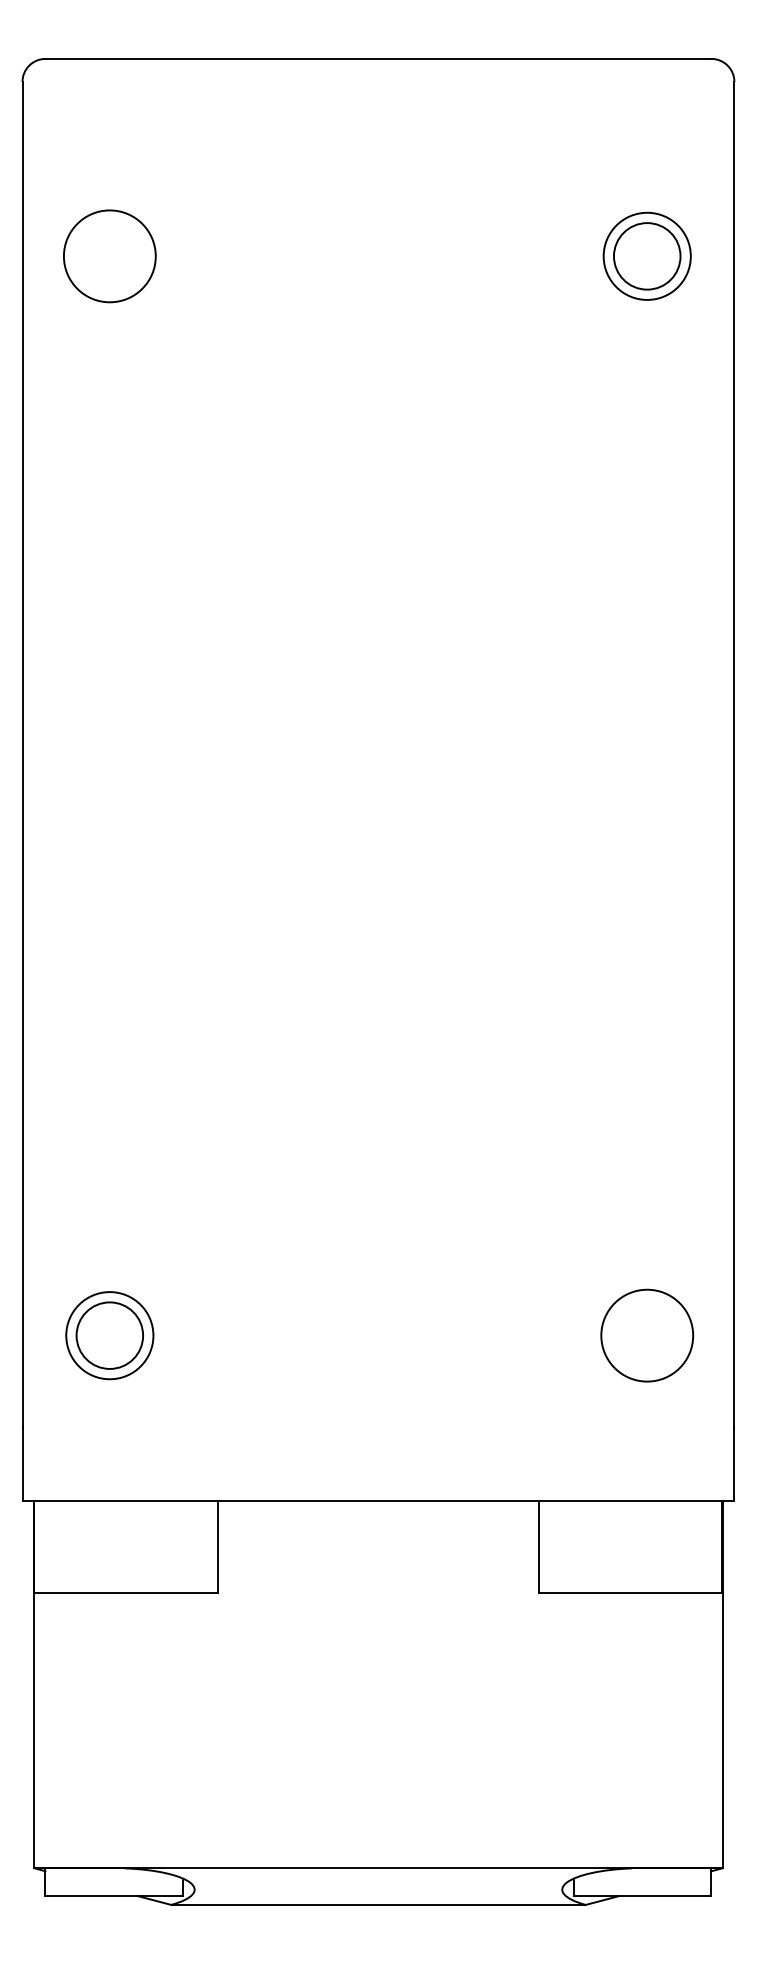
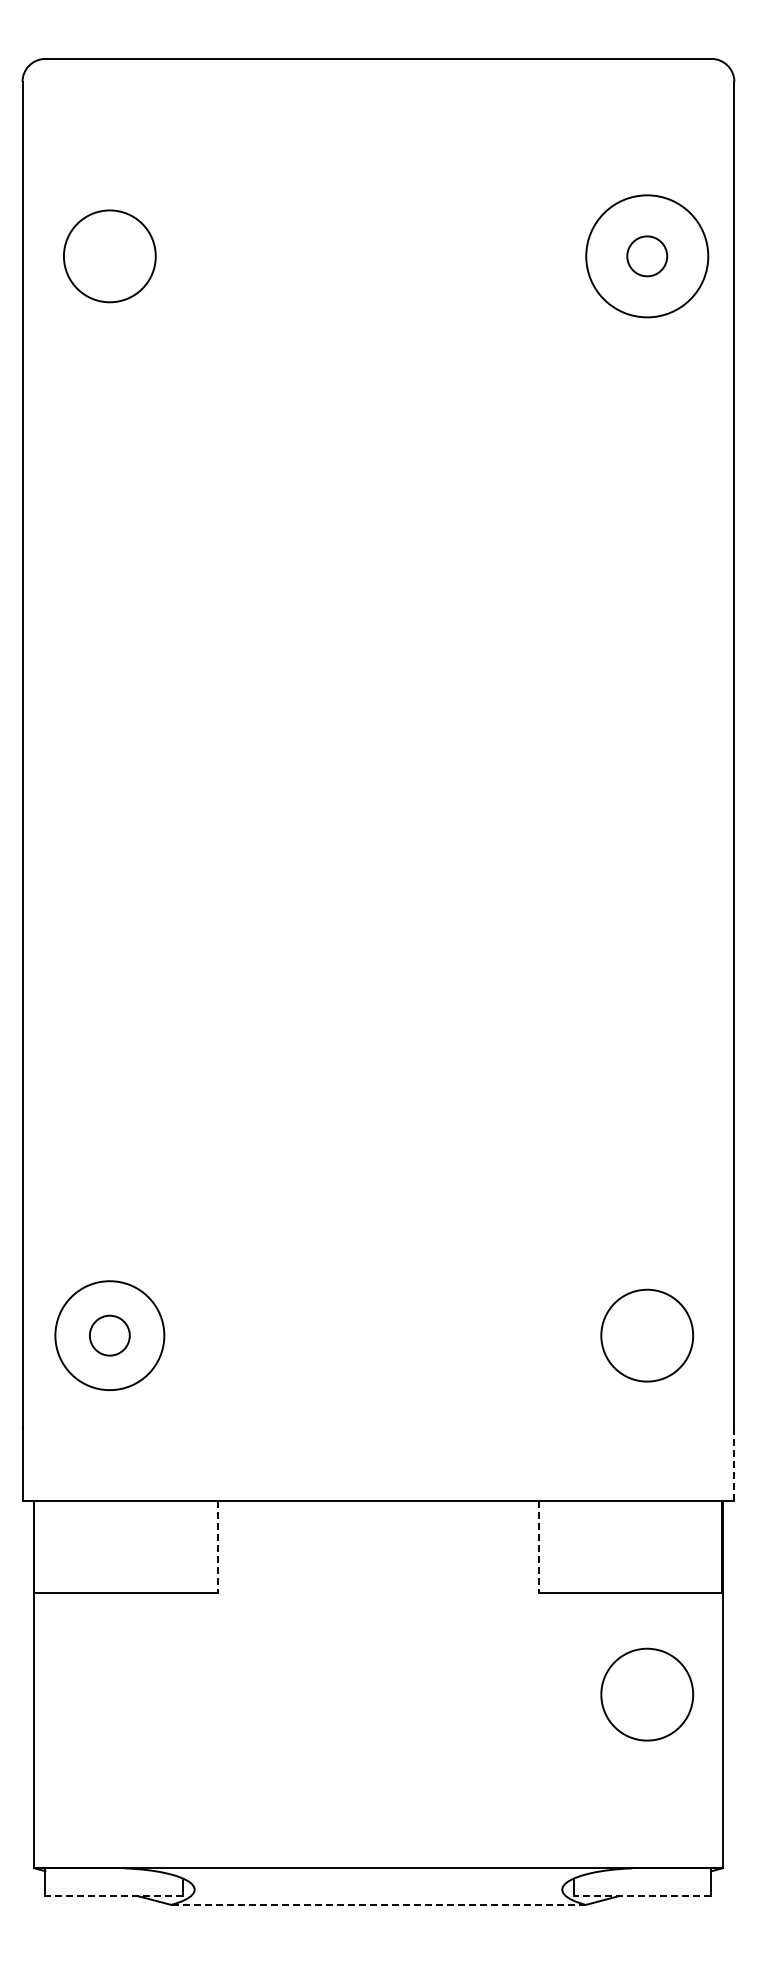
circle diameter: 87 px -> 122 px (647, 256)
circle diameter: 67 px -> 40 px (647, 256)
circle diameter: 67 px -> 40 px (109, 1335)
circle diameter: 87 px -> 109 px (109, 1335)
line: solid -> dashed (734, 1464)
line: solid -> dashed (217, 1546)
line: solid -> dashed (539, 1546)
circle: none -> present (647, 1694)
line: solid -> dashed (114, 1896)
line: solid -> dashed (642, 1896)
line: solid -> dashed (378, 1905)
